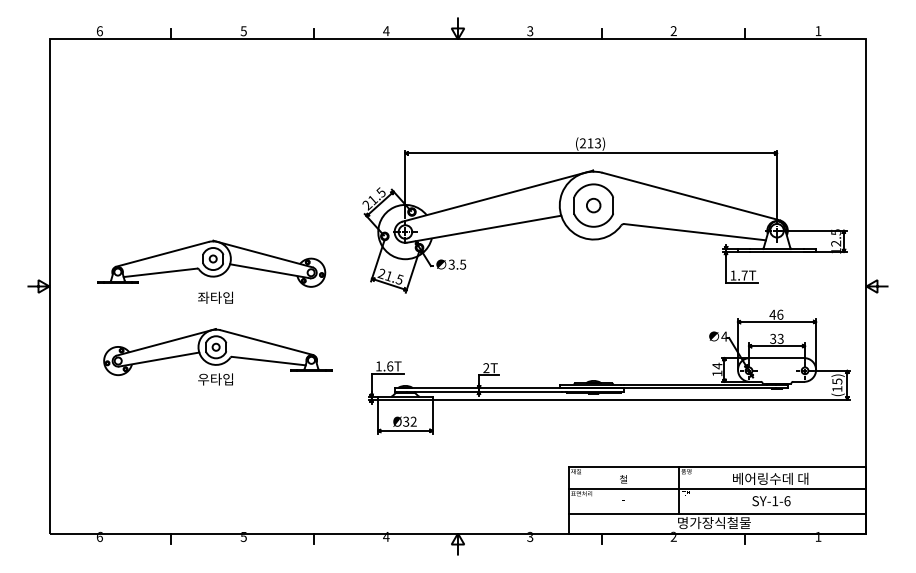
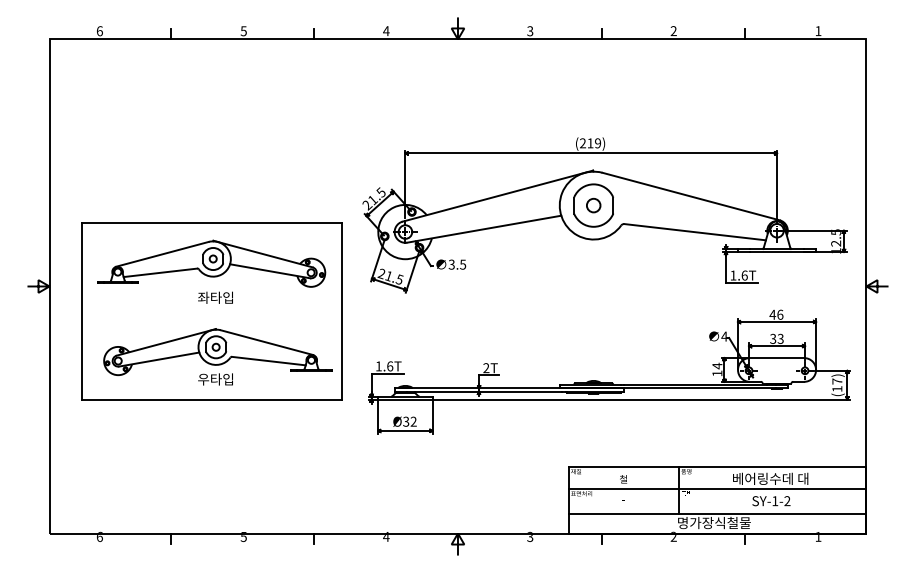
text: (213) -> (219) (597, 143)
text: 1.7T -> 1.6T (744, 275)
part: none -> present (211, 311)
text: (15) -> (17) (837, 381)
text: SY-1-6 -> SY-1-2 (787, 501)
